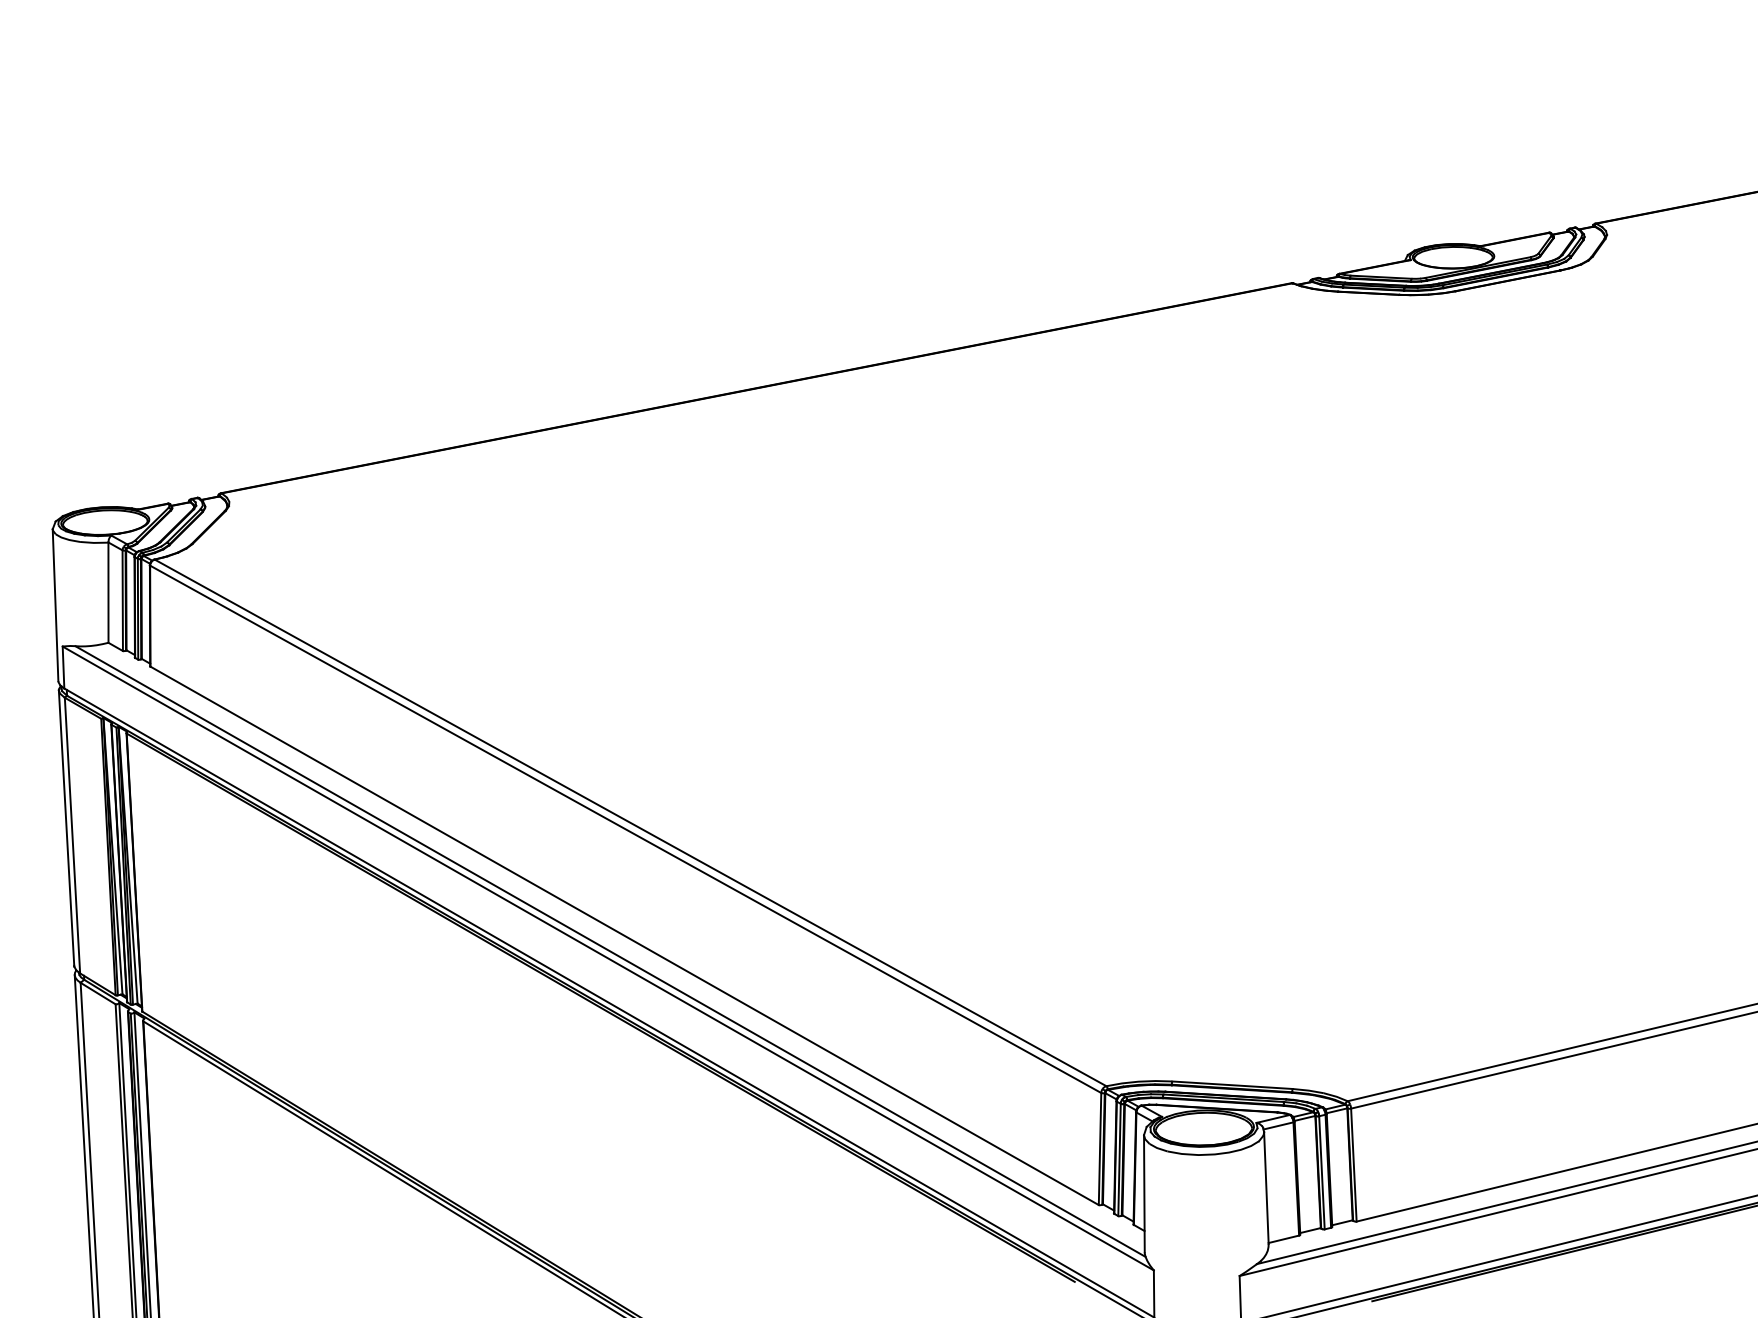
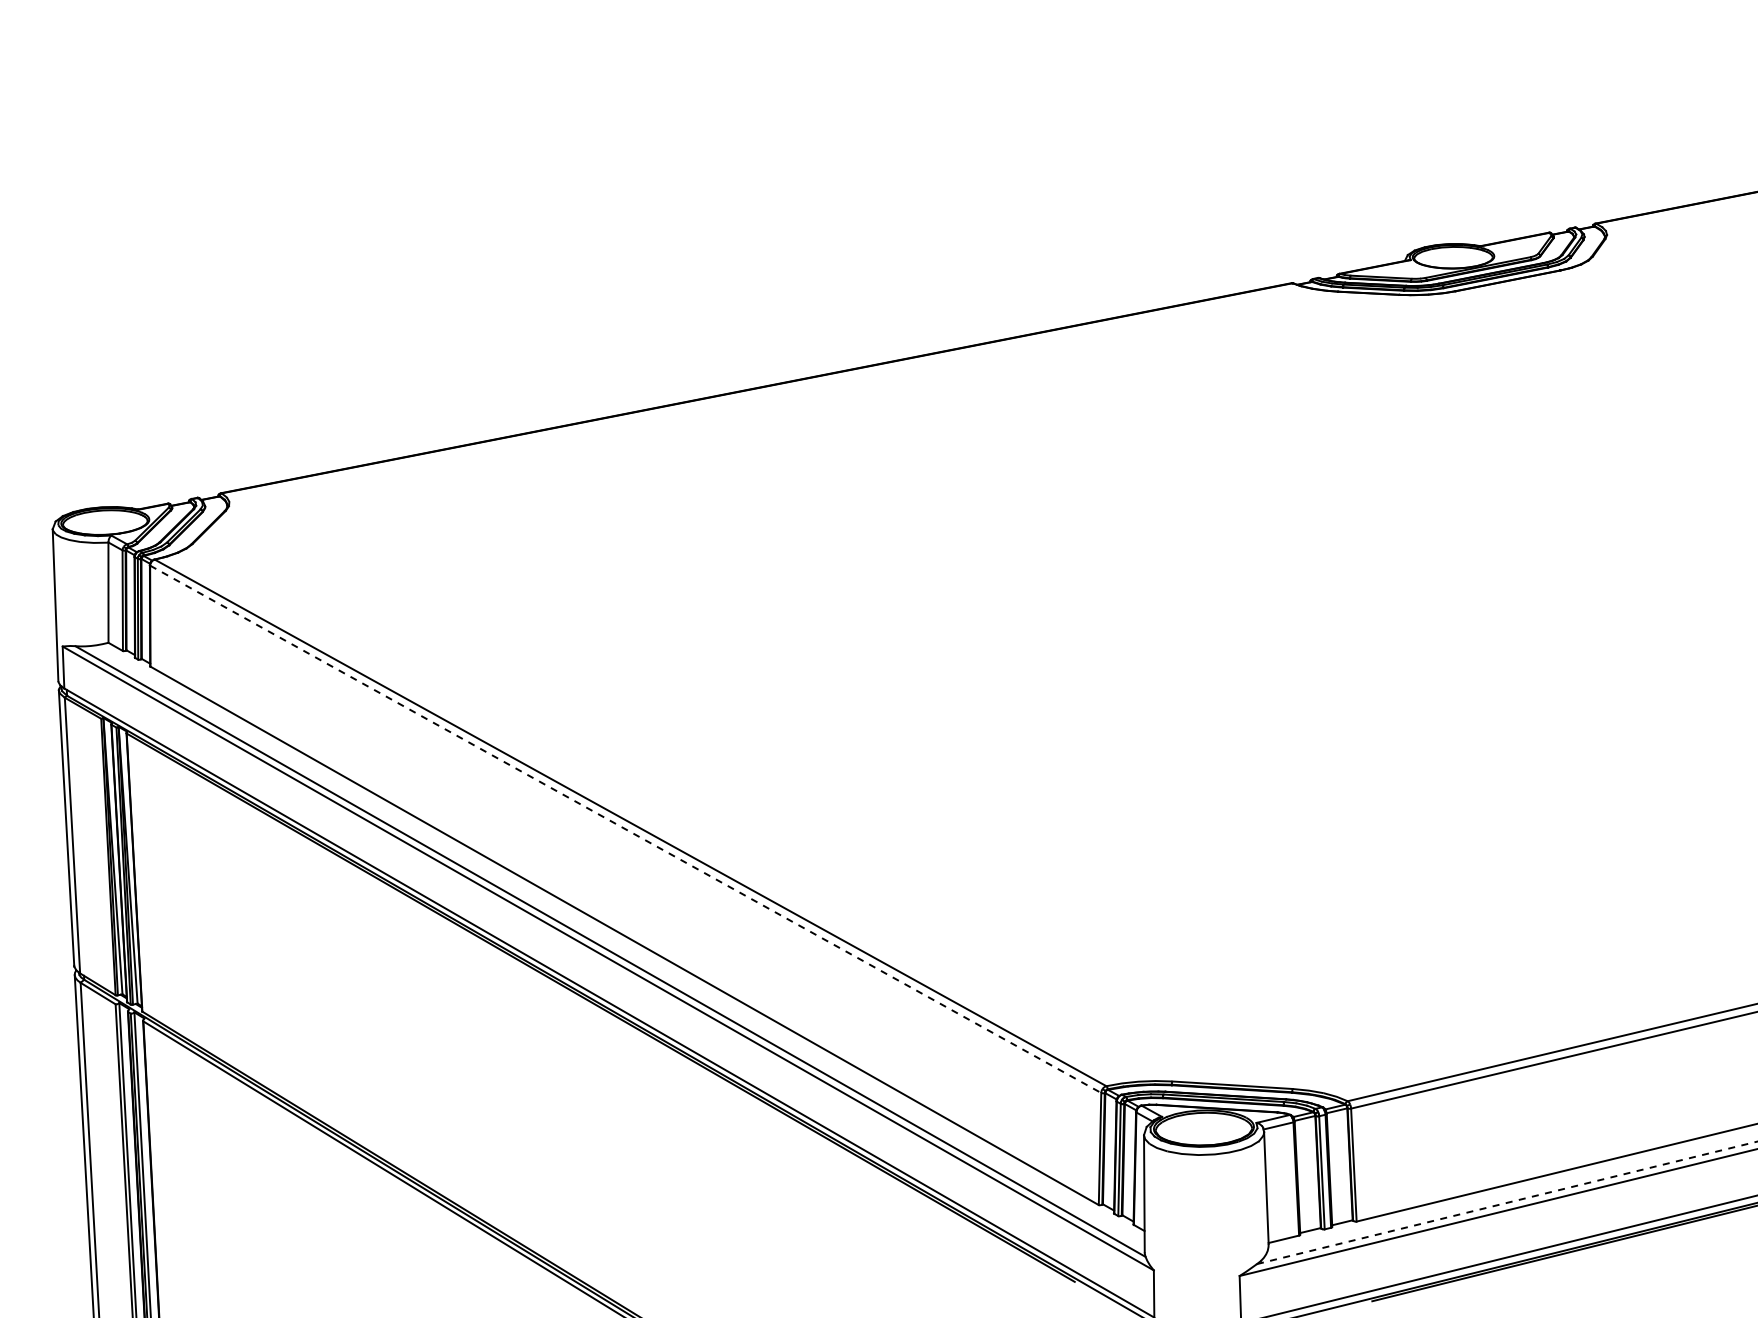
line: solid -> dashed (625, 829)
line: solid -> dashed (1507, 1202)
